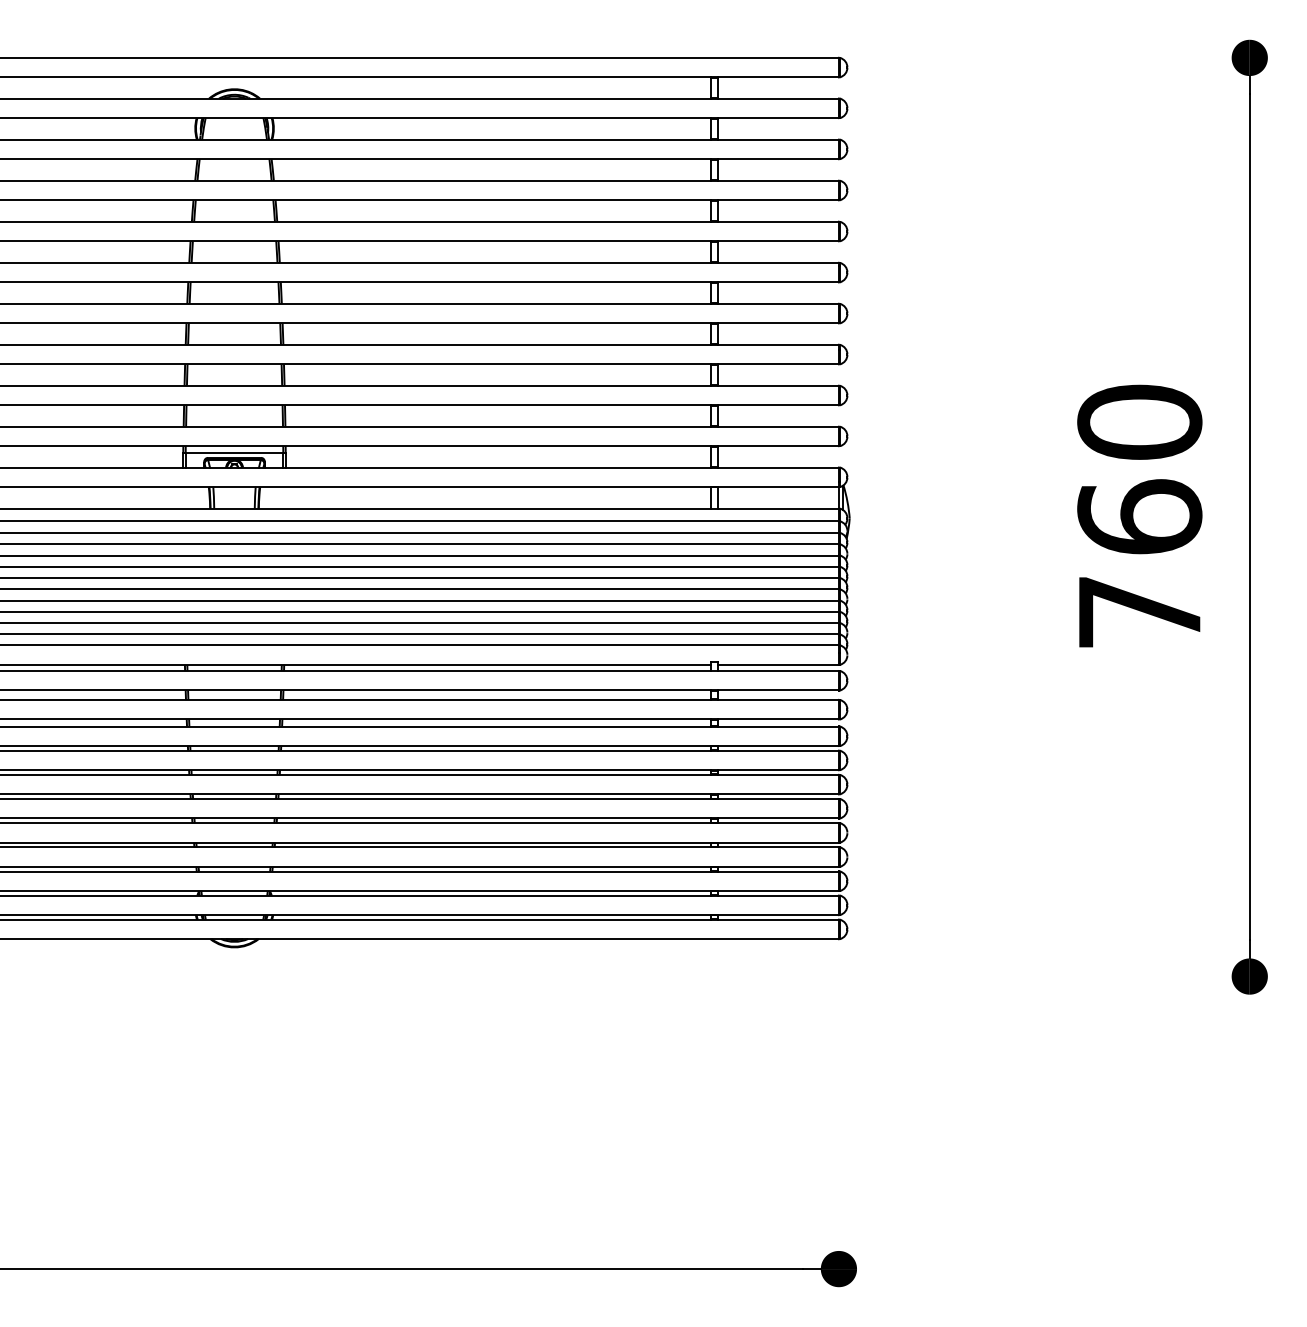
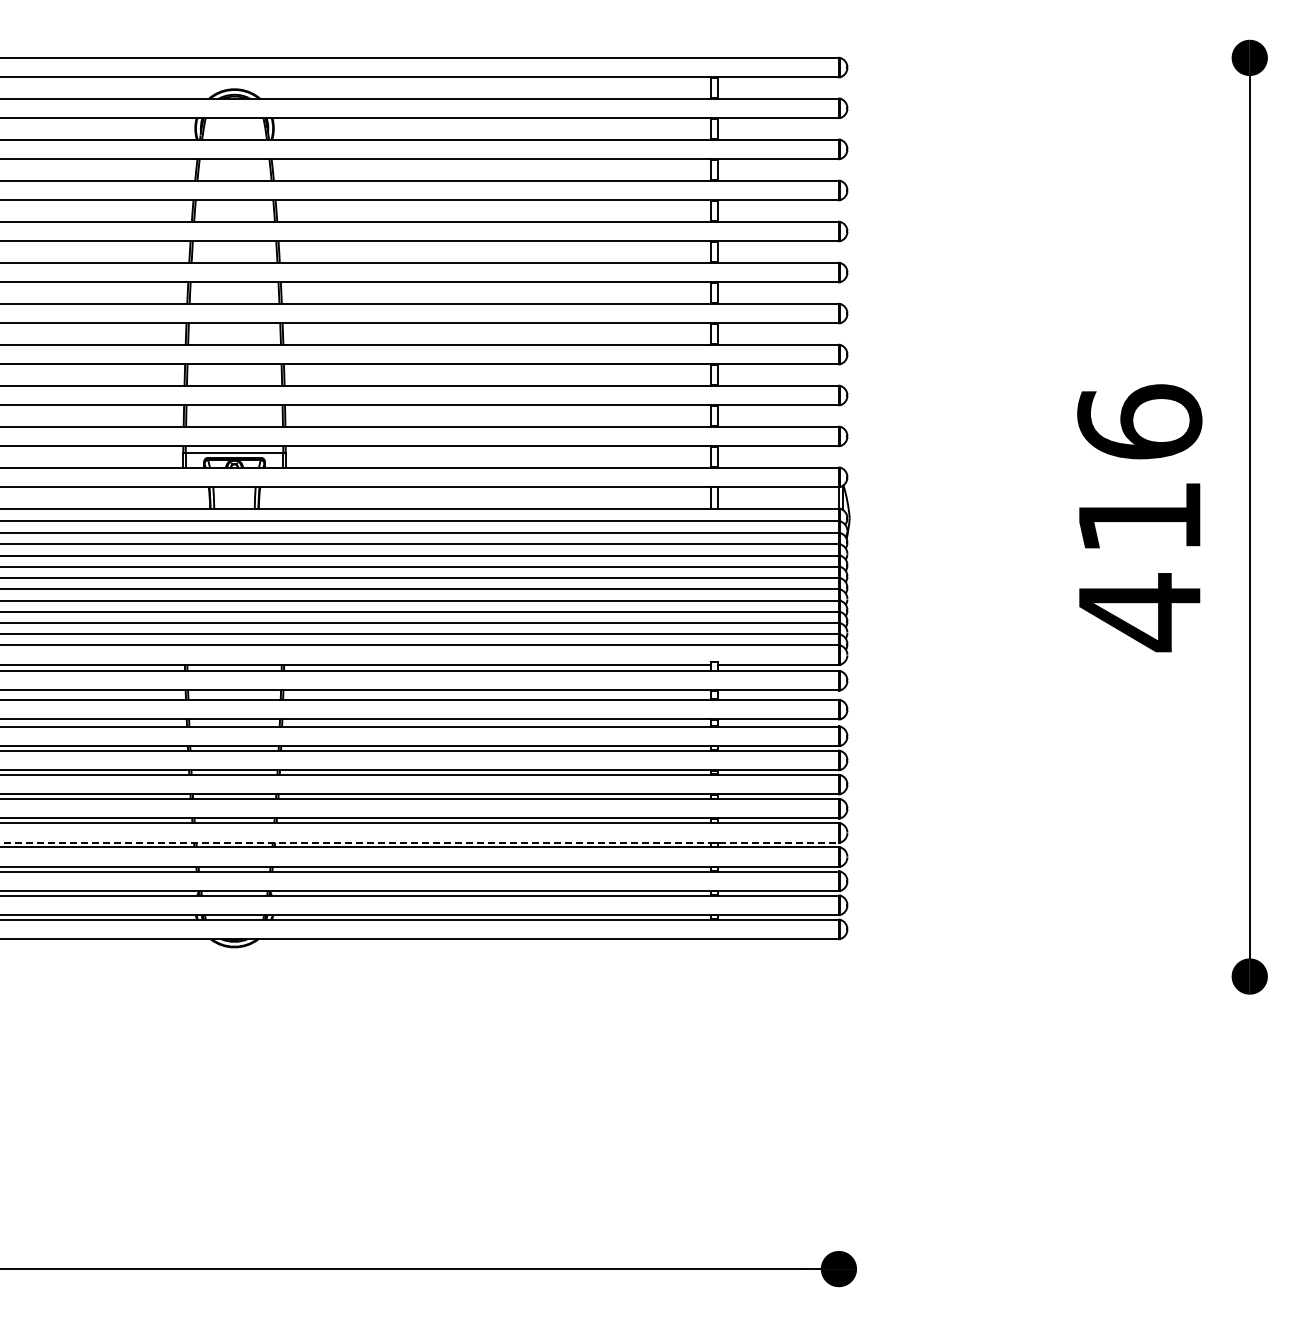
text: 760 -> 416 (1139, 518)
line: solid -> dashed (420, 842)
